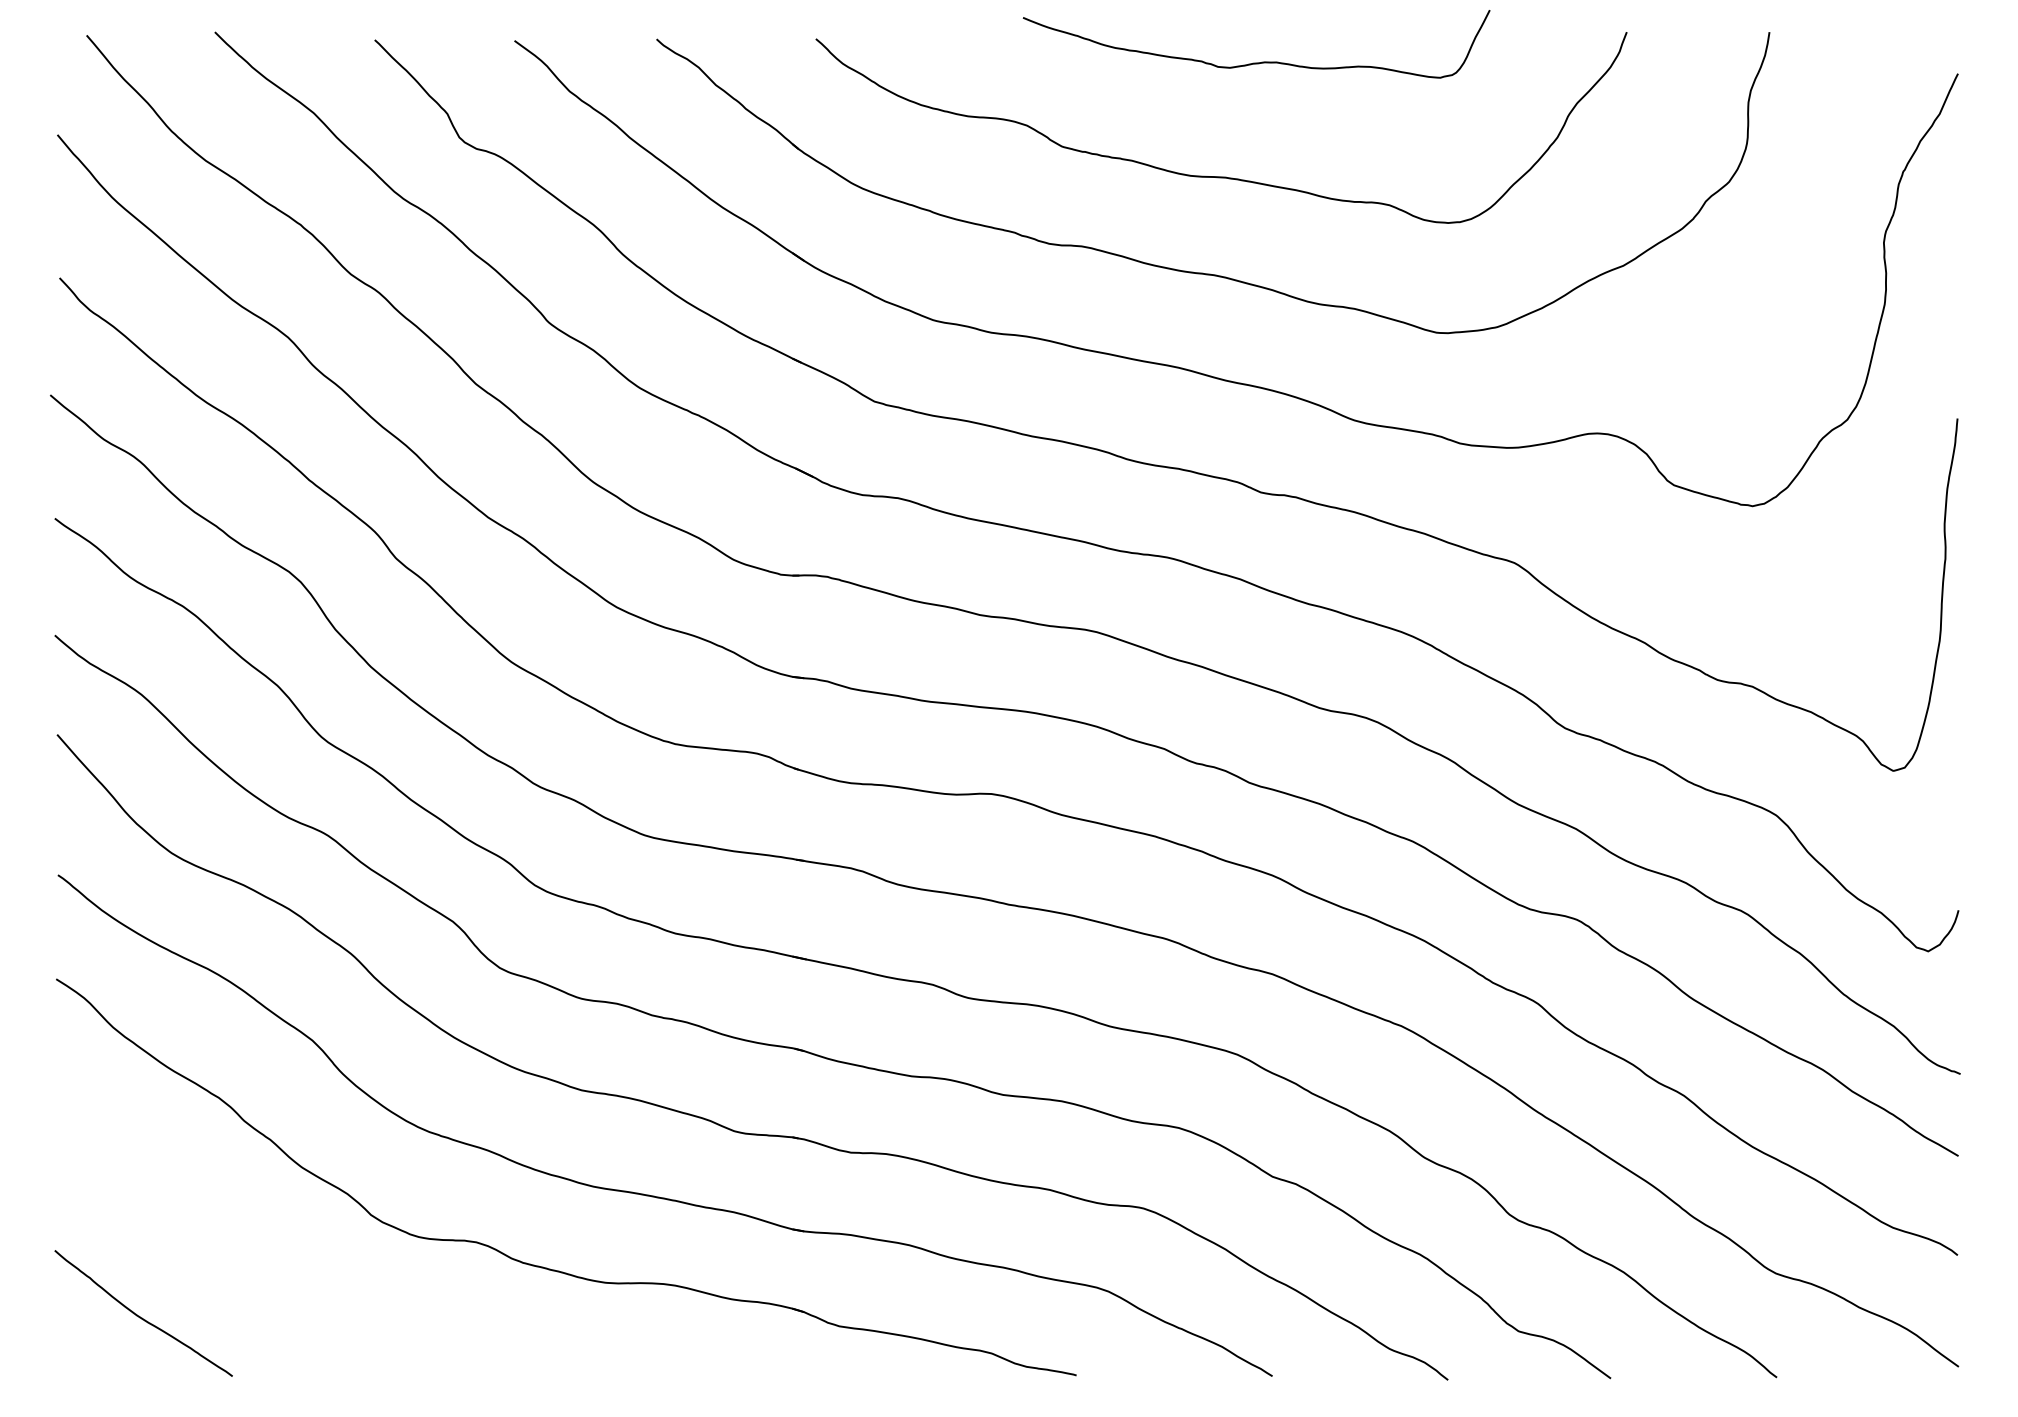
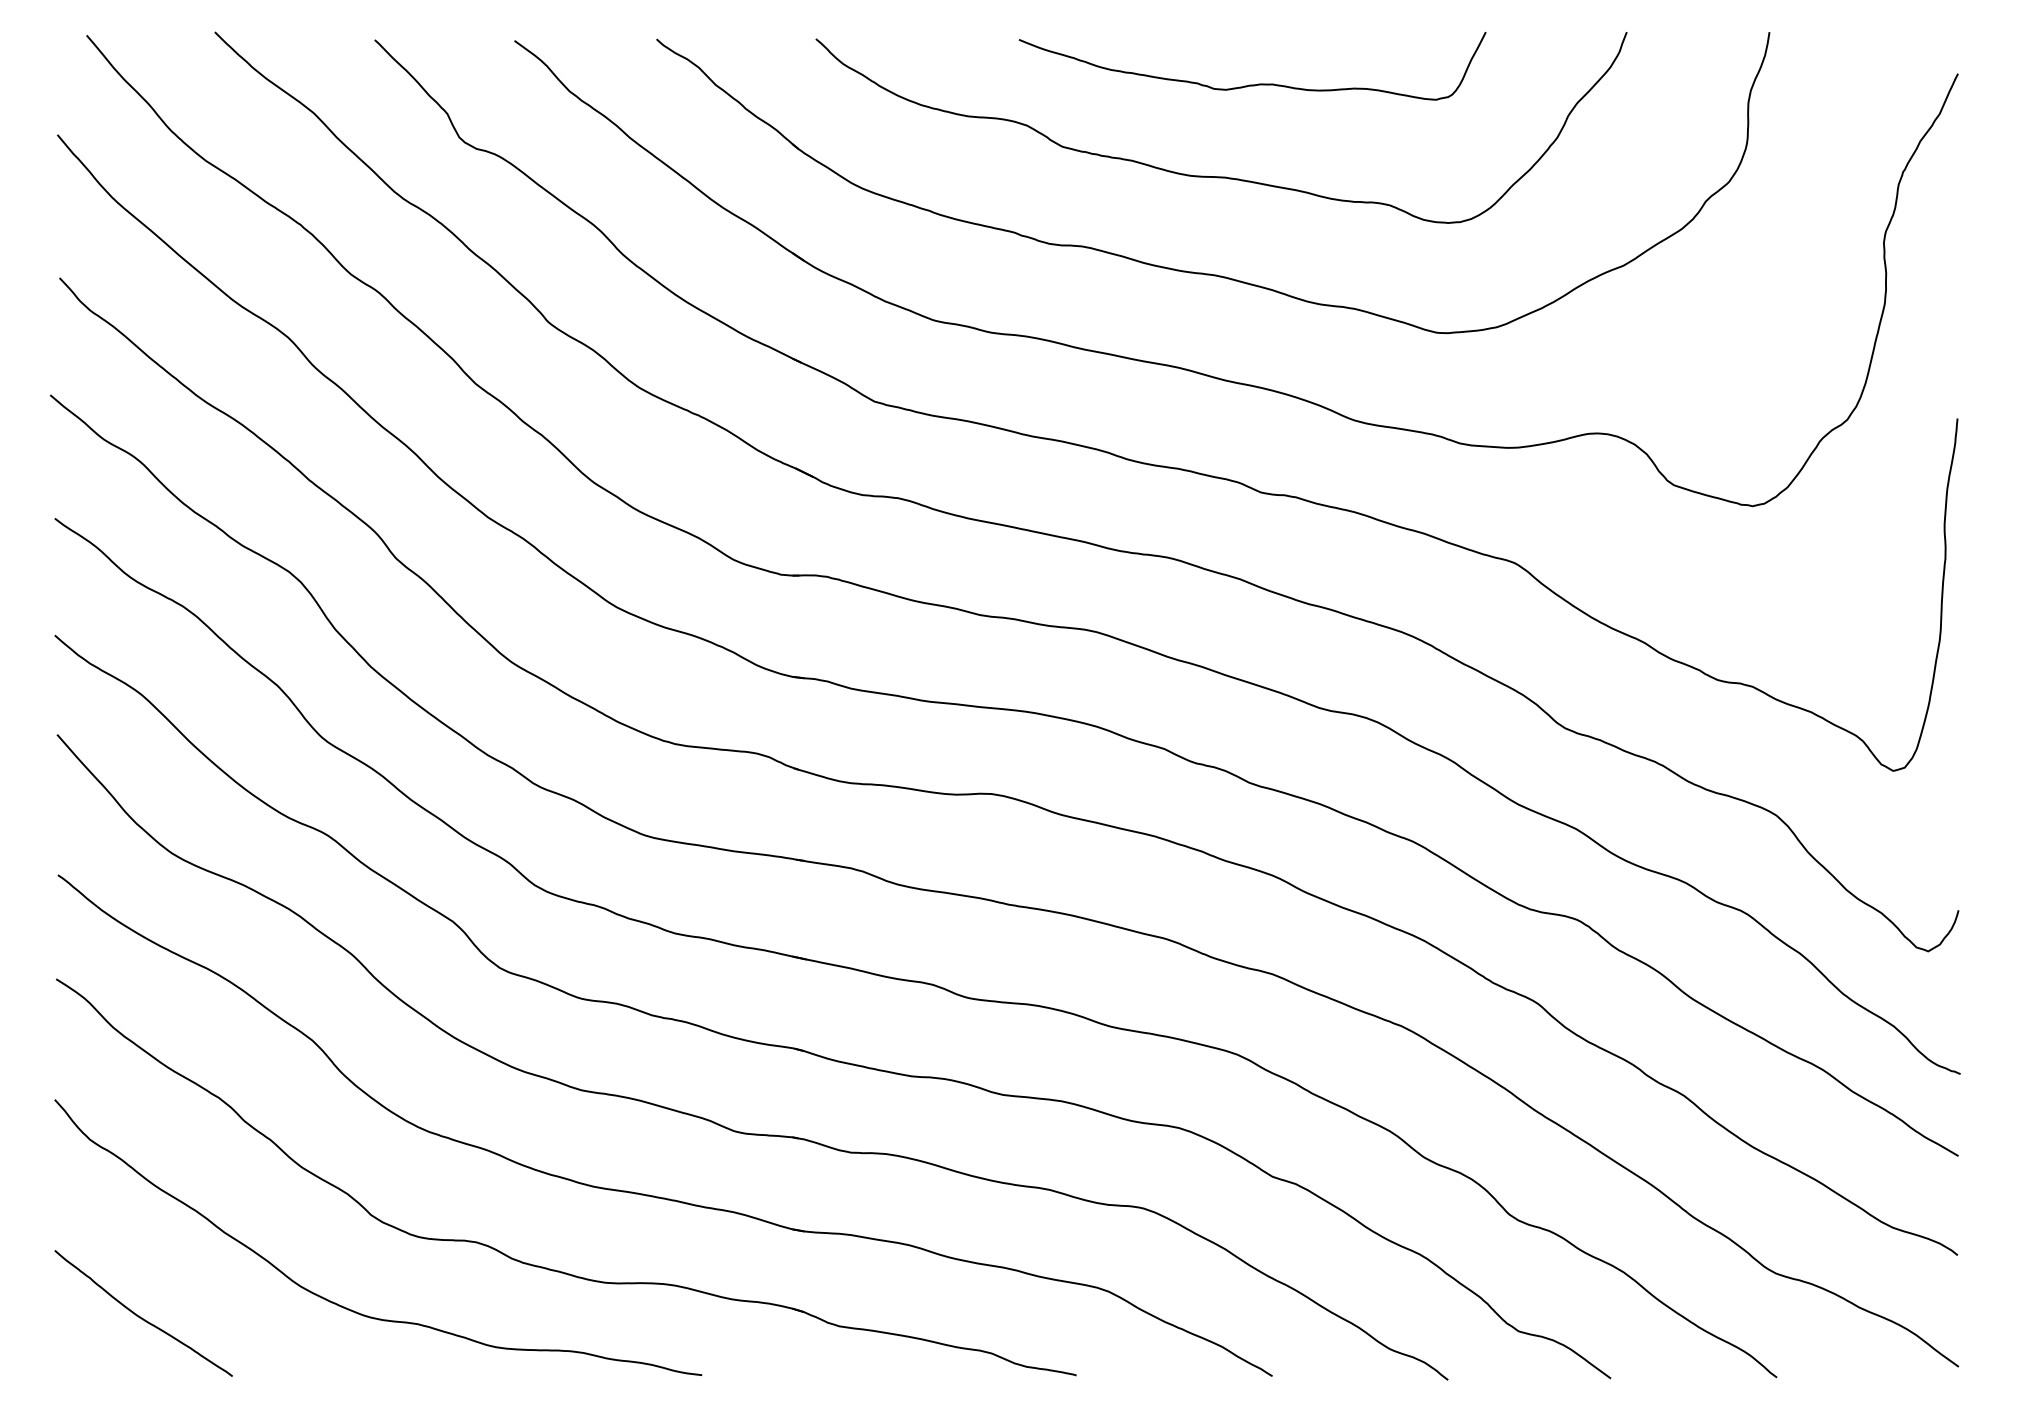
curve position: (1256, 62) -> (1252, 84) (1252, 84)
curve: none -> present (349, 1308)
